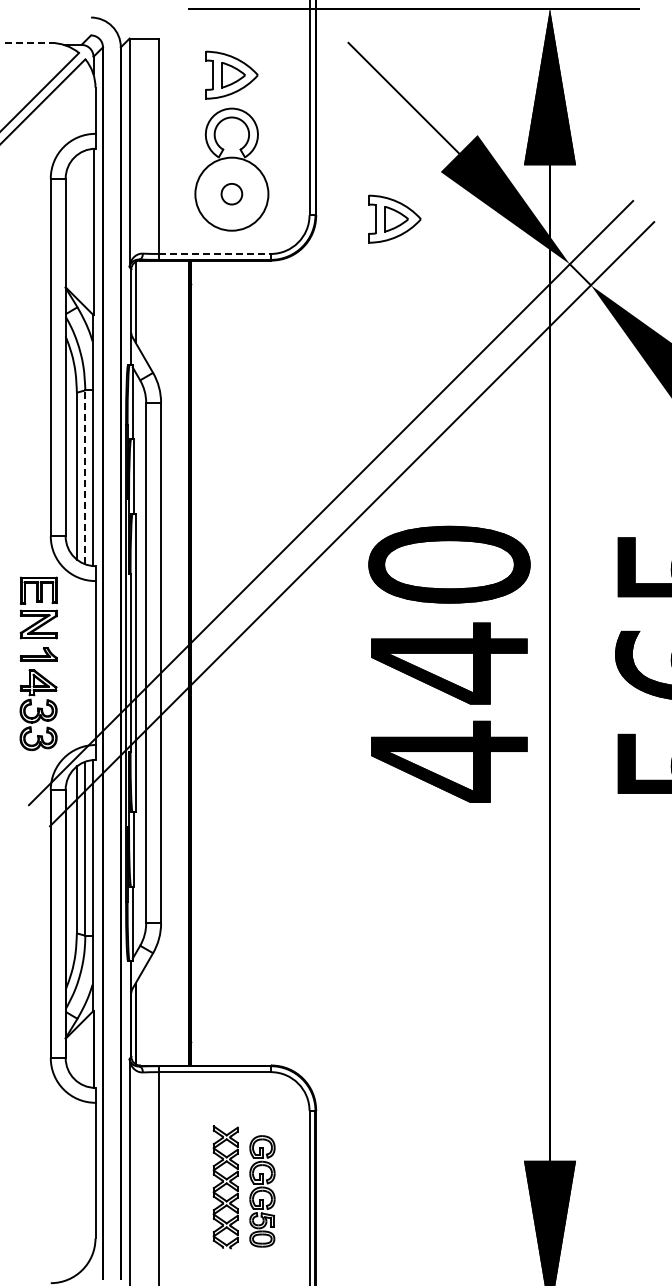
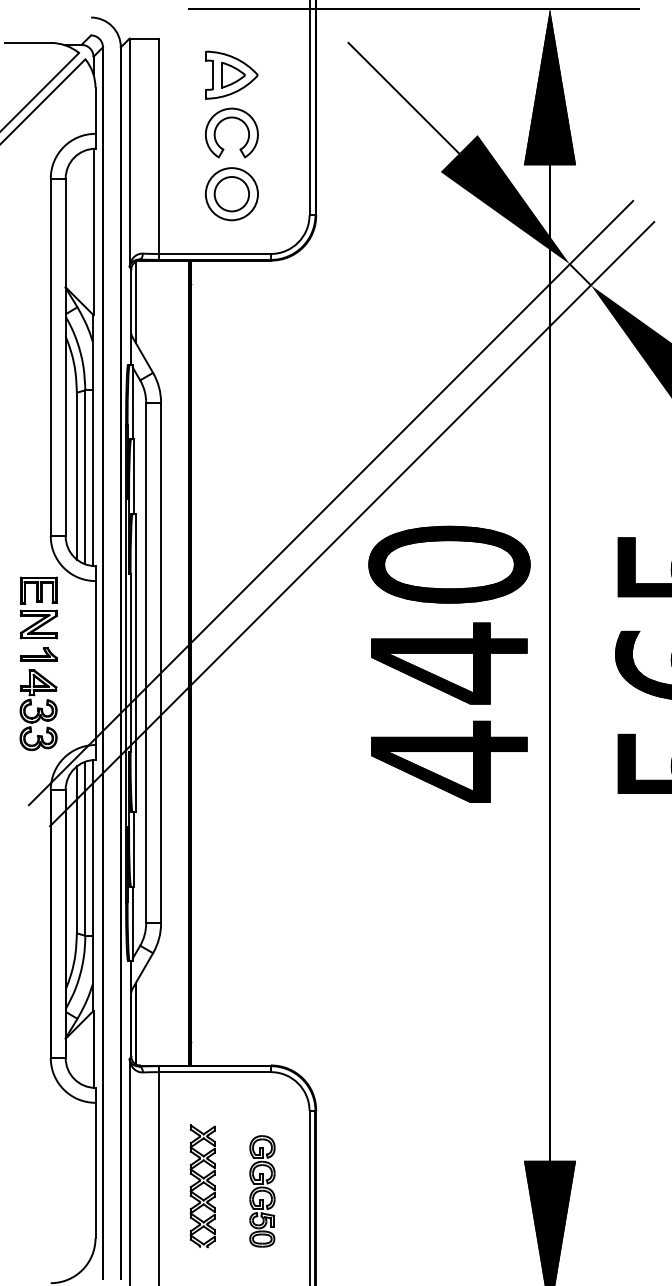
line: dashed -> solid (28, 42)
circle diameter: 21 px -> 34 px (231, 194)
circle diameter: 73 px -> 52 px (231, 194)
part: present -> none (394, 218)
line: dashed -> solid (215, 253)
line: dashed -> solid (85, 477)
part position: (225, 1187) -> (202, 1186) (202, 1186)
